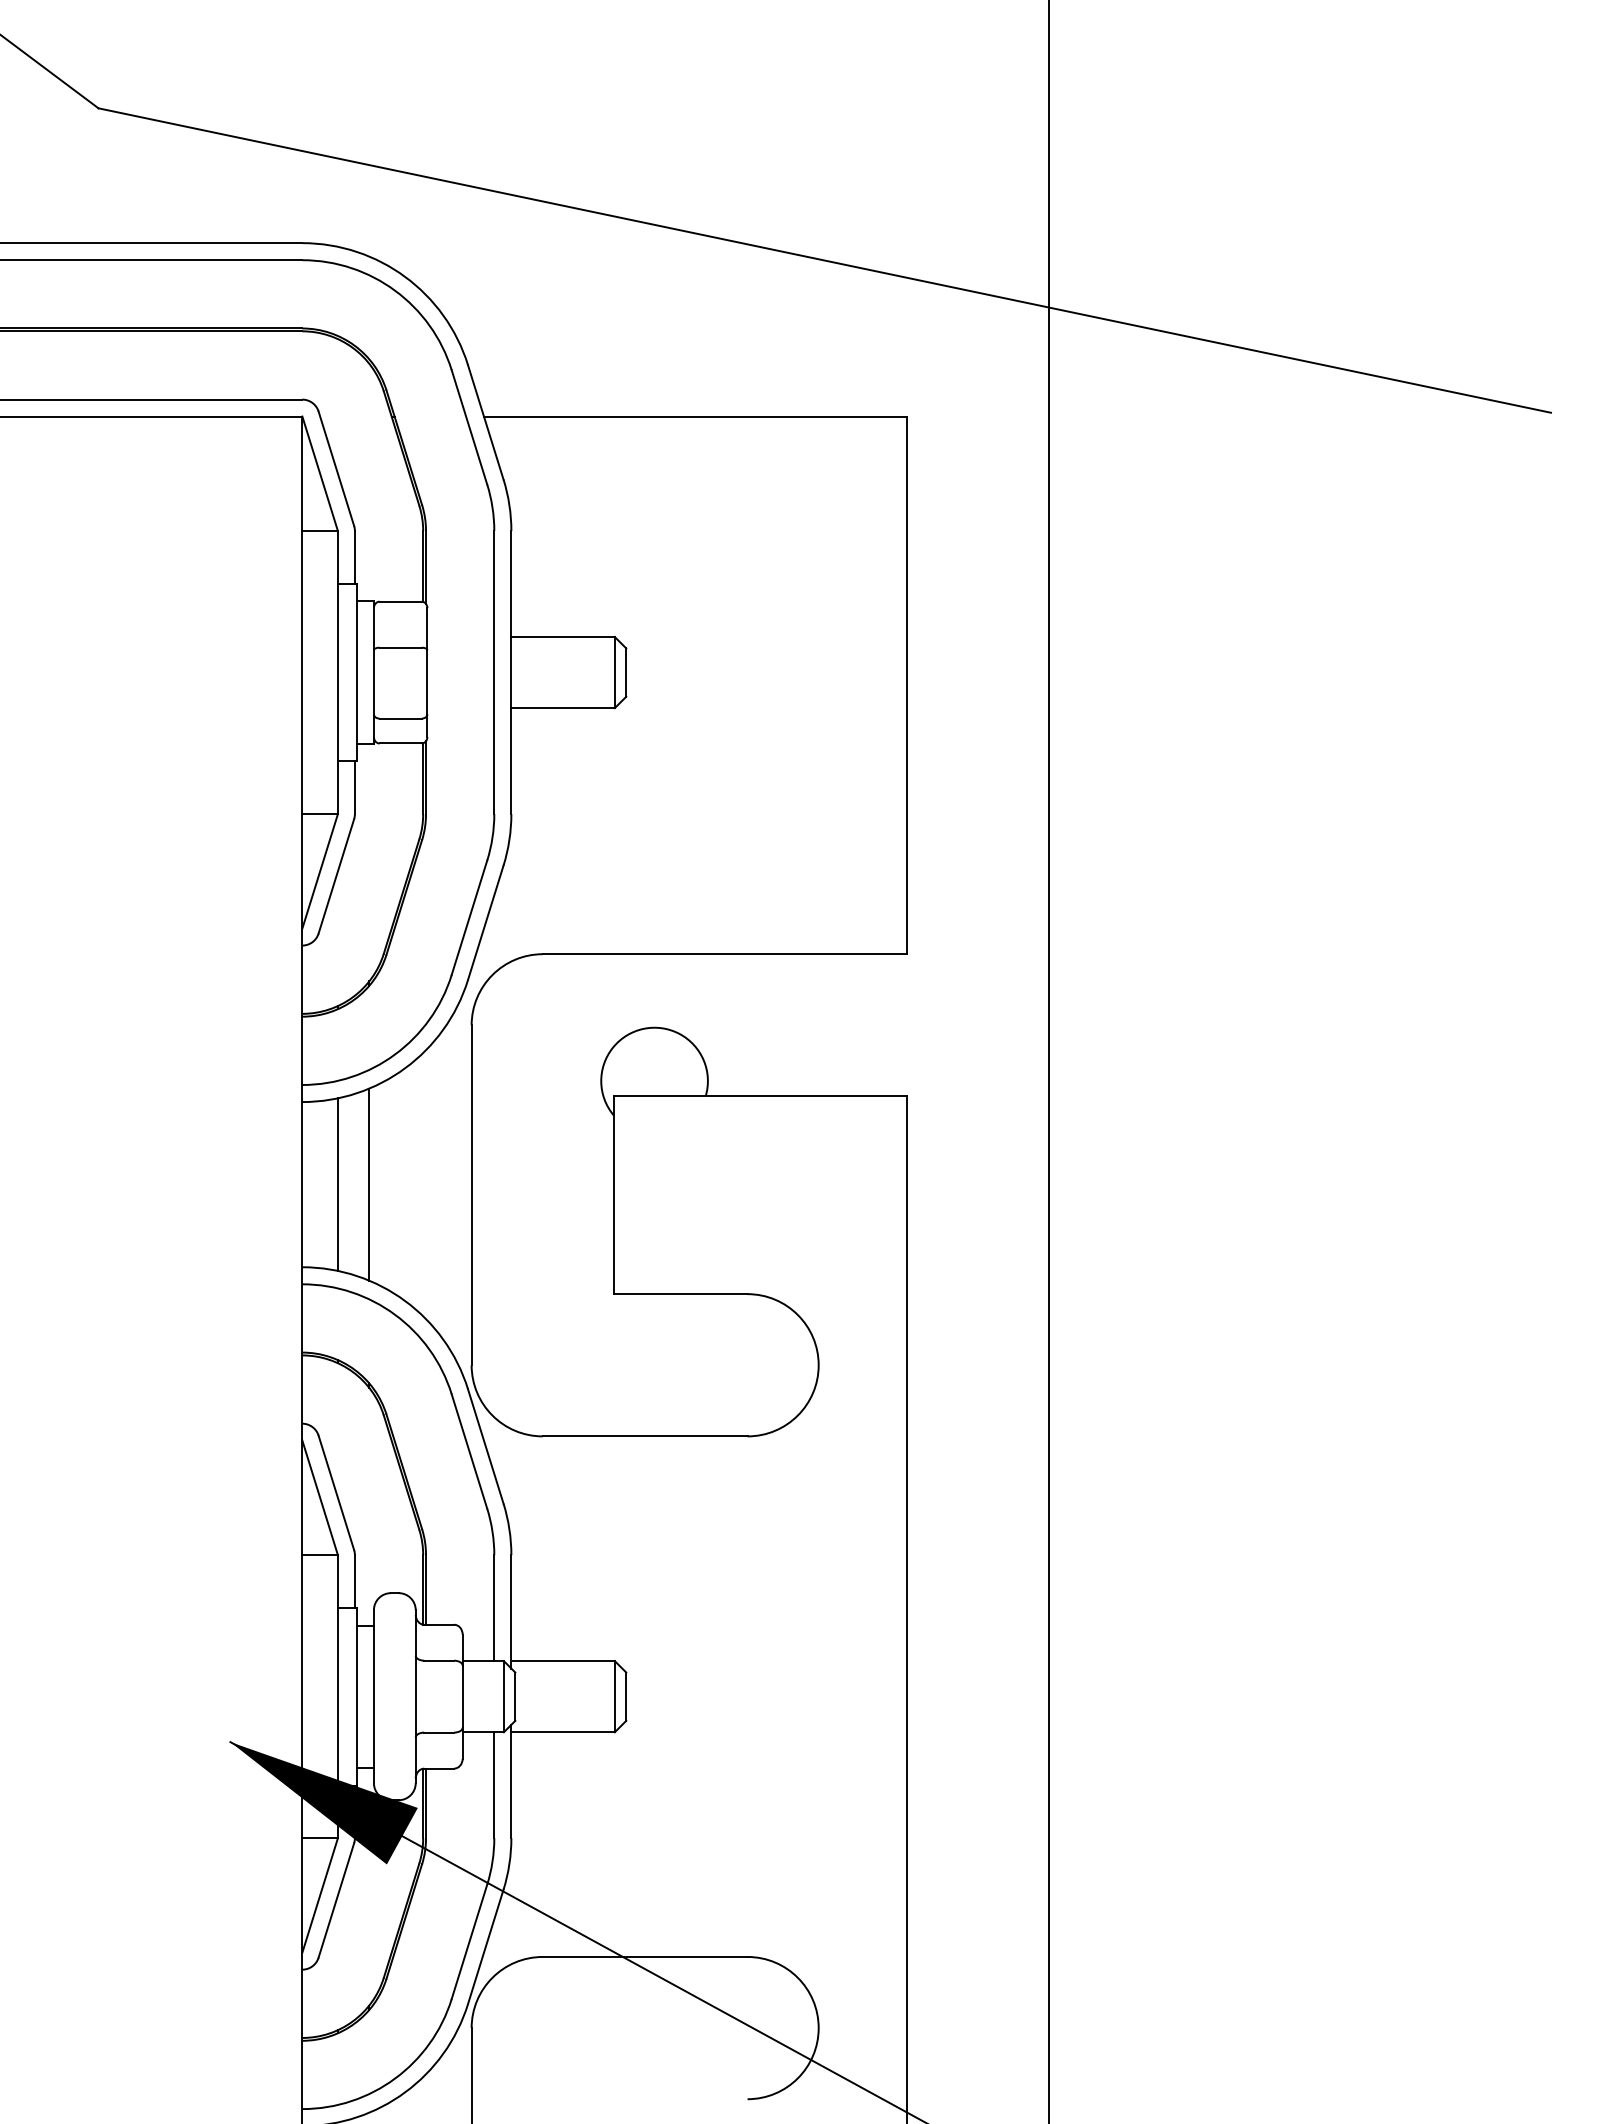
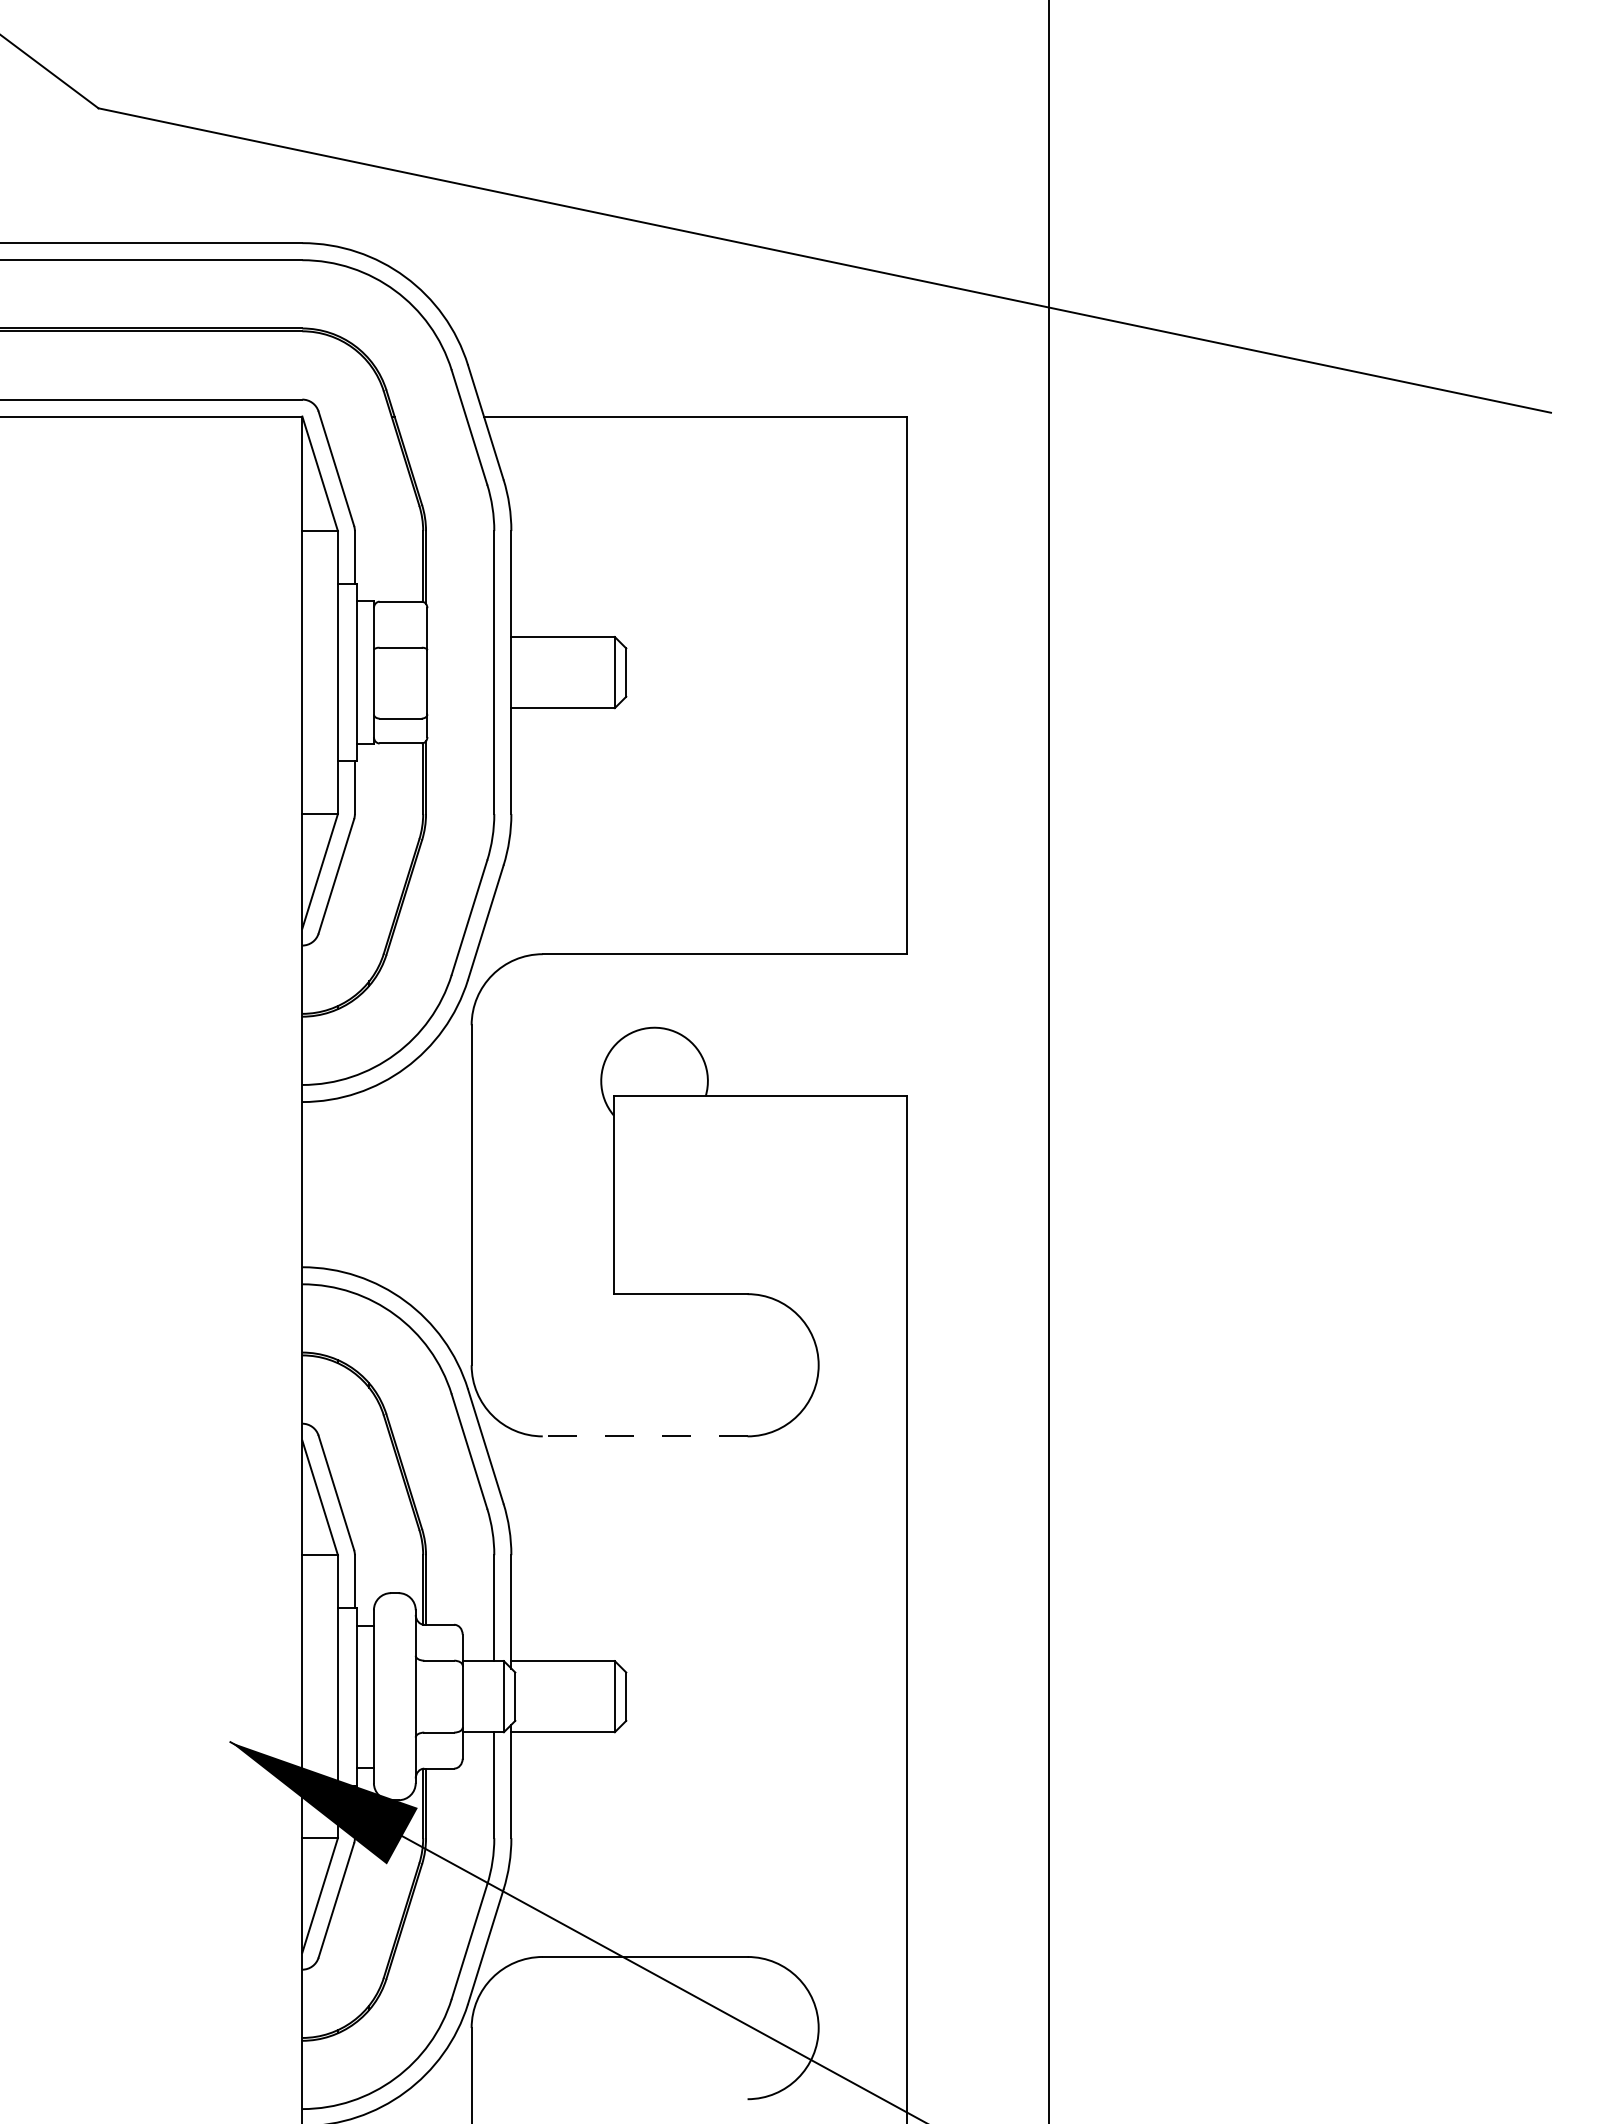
line: present -> none (337, 1184)
line: present -> none (369, 1184)
line: solid -> dashed (644, 1436)
